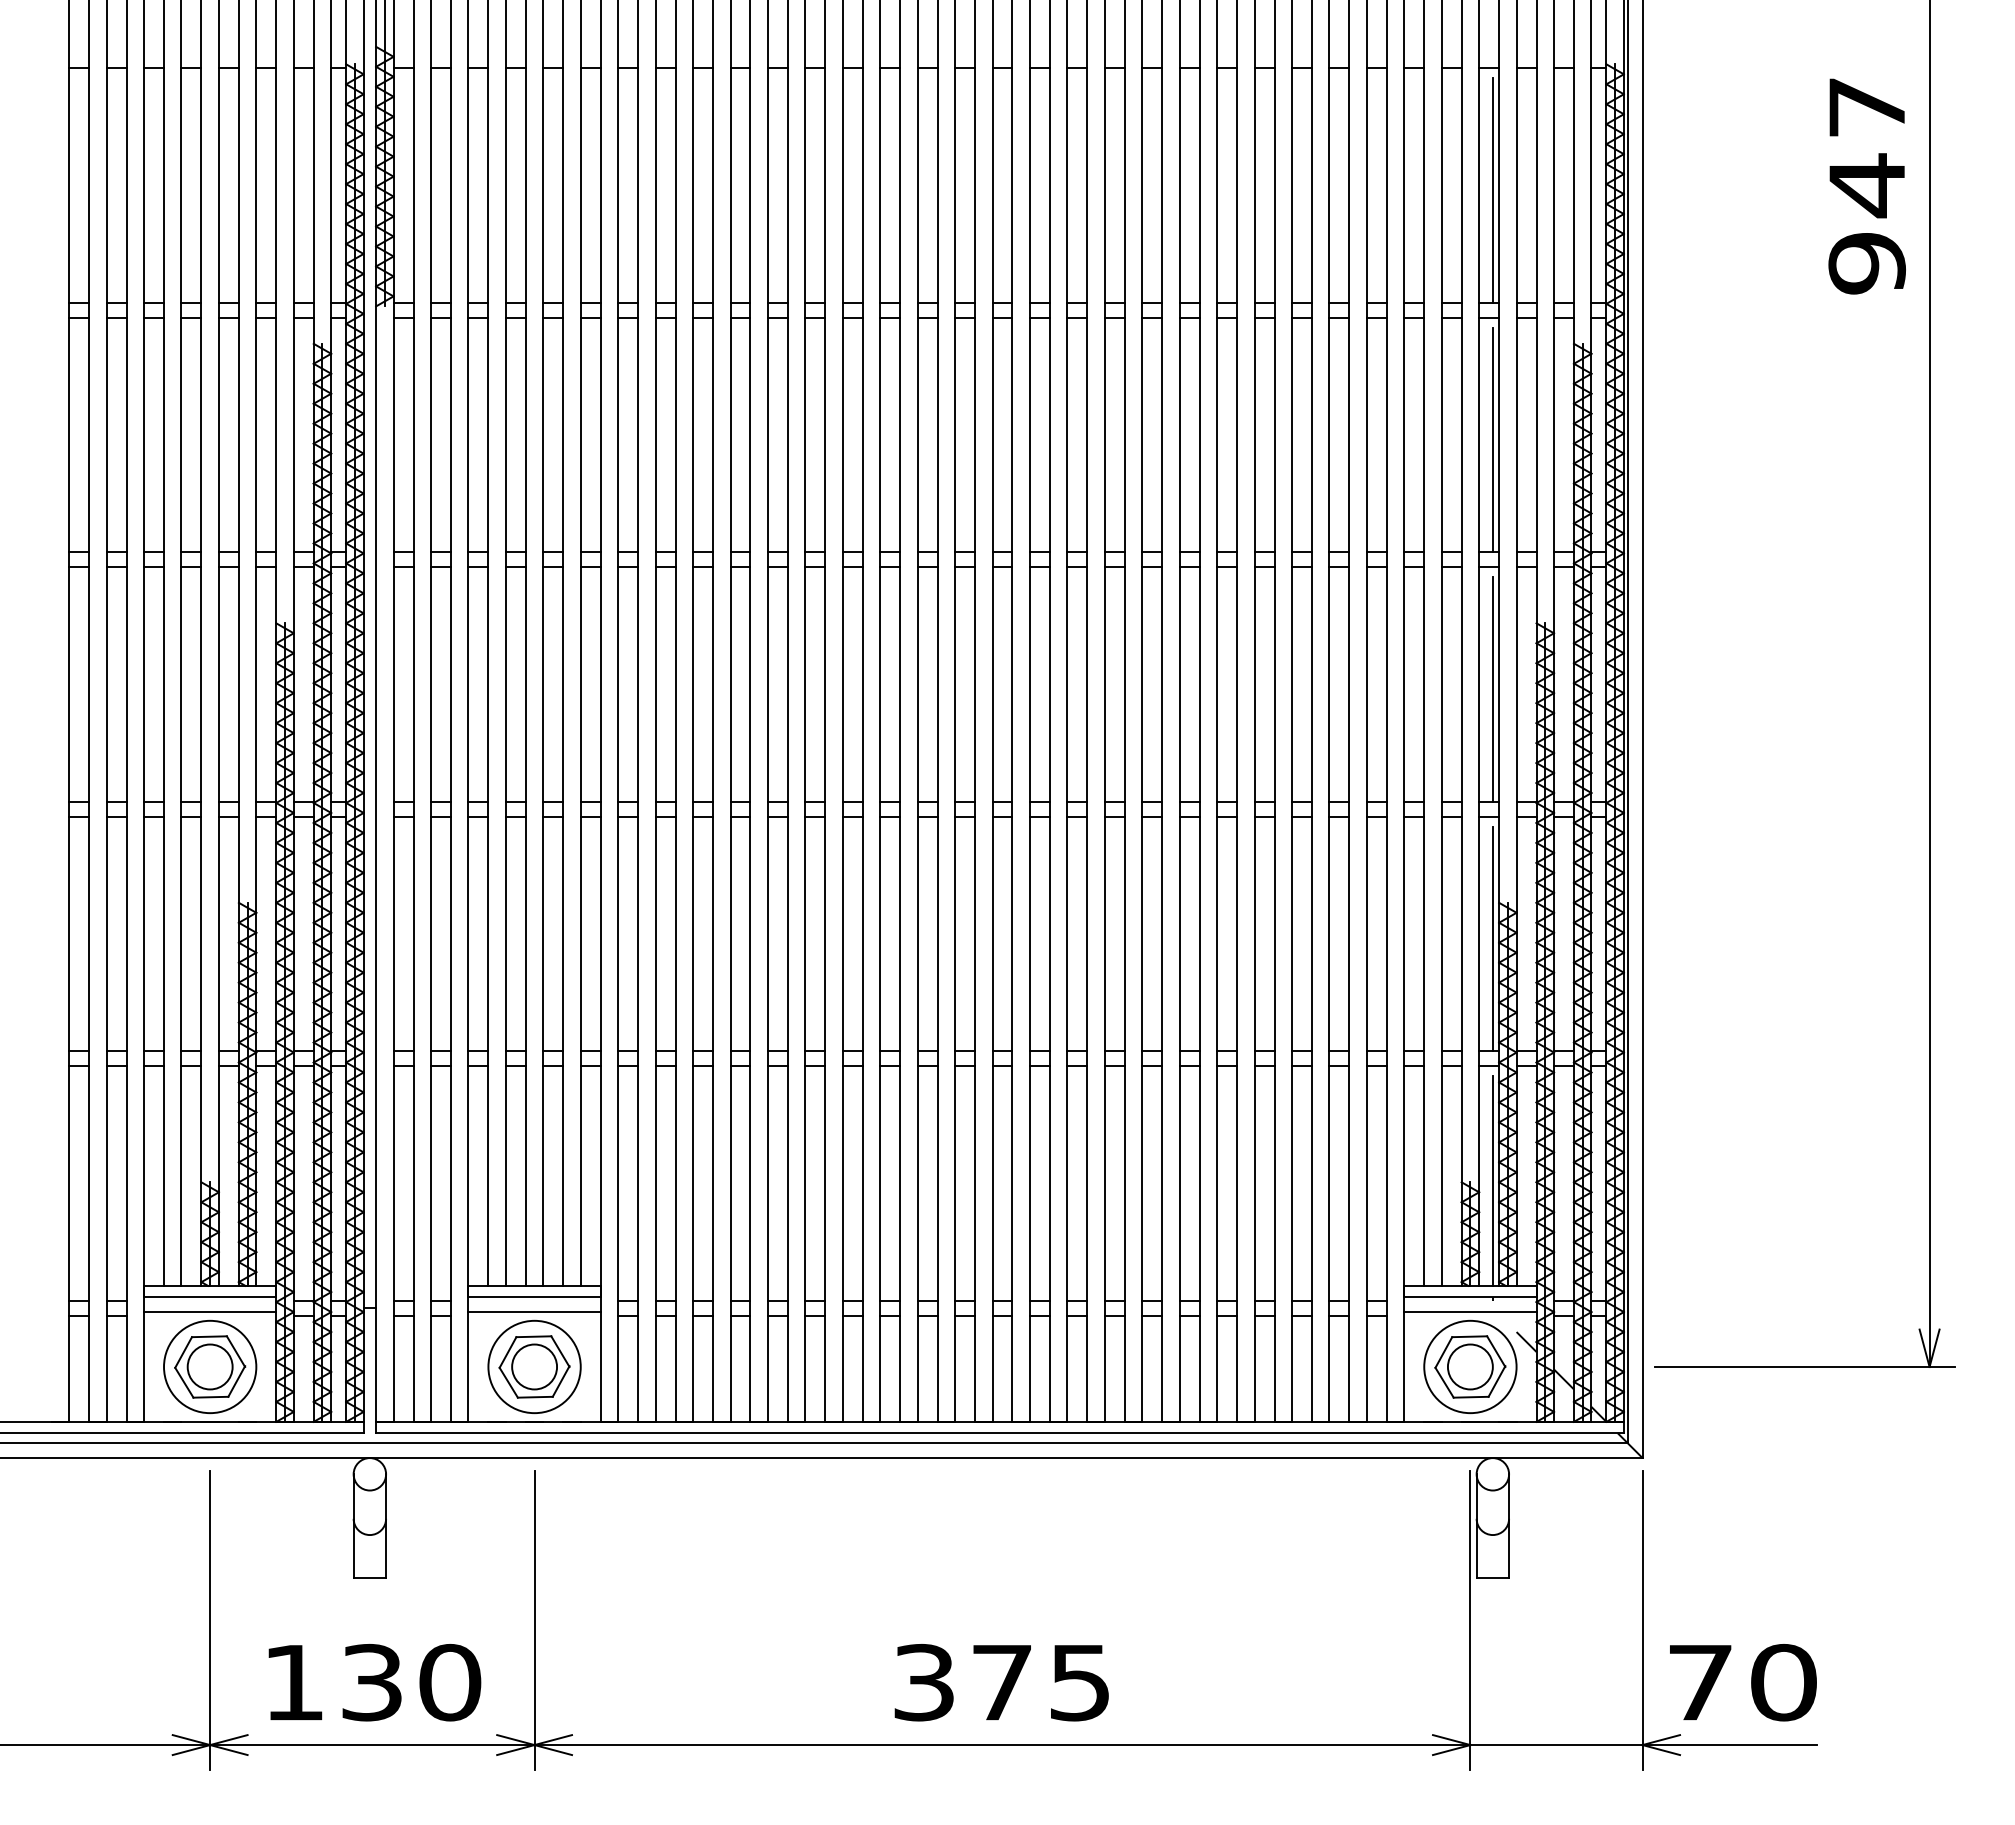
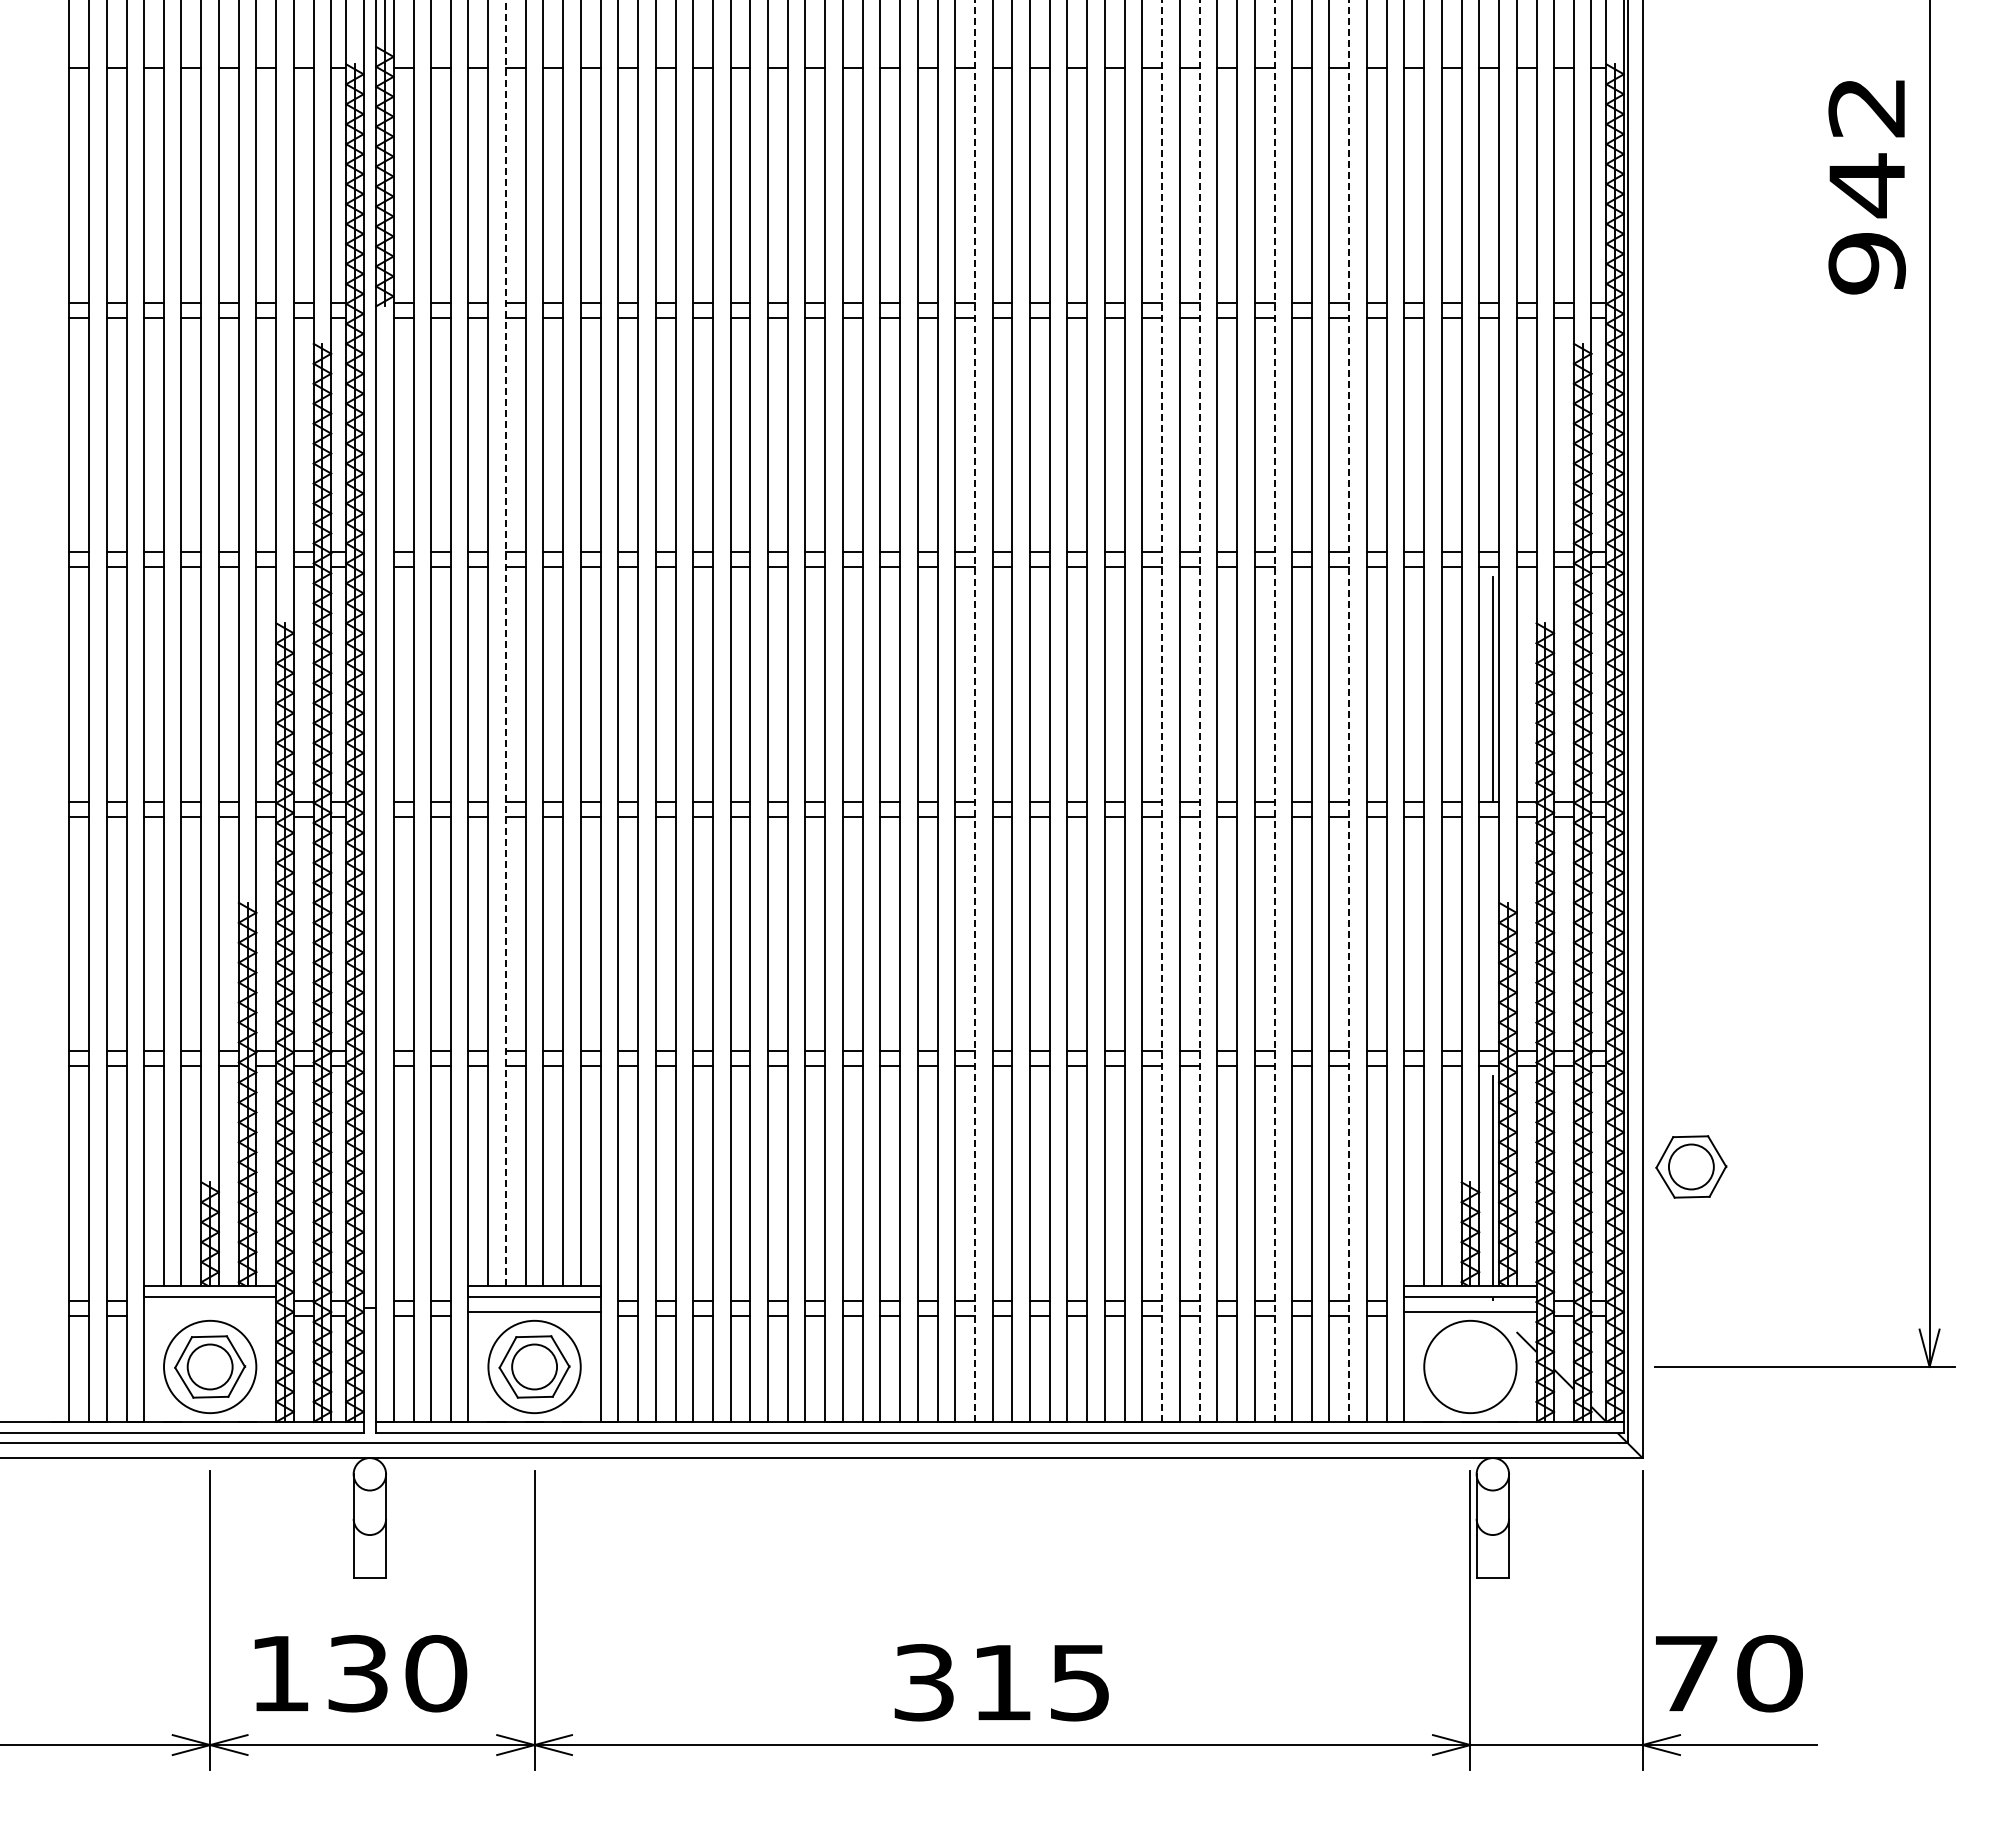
text: 947 -> 942 (1866, 107)
line: present -> none (1492, 190)
line: present -> none (1492, 439)
line: solid -> dashed (505, 643)
line: solid -> dashed (975, 711)
line: solid -> dashed (1162, 711)
line: solid -> dashed (1199, 711)
line: solid -> dashed (1274, 711)
line: solid -> dashed (1349, 711)
line: present -> none (1492, 938)
line: present -> none (210, 1312)
part position: (1470, 1366) -> (1691, 1166) (1691, 1166)
text position: (374, 1682) -> (360, 1673) (360, 1673)
text: 375 -> 315 (1001, 1682)
text position: (1743, 1682) -> (1729, 1673) (1729, 1673)
